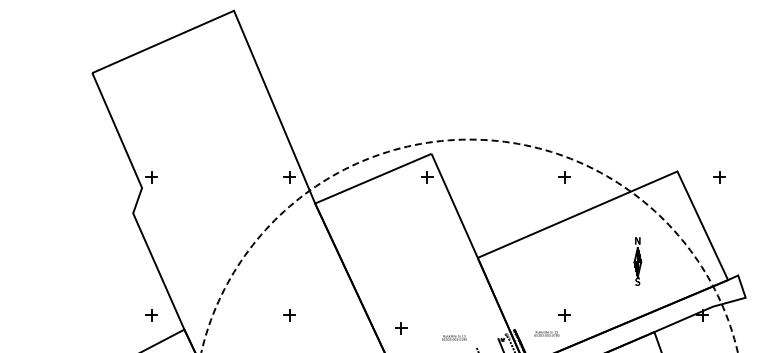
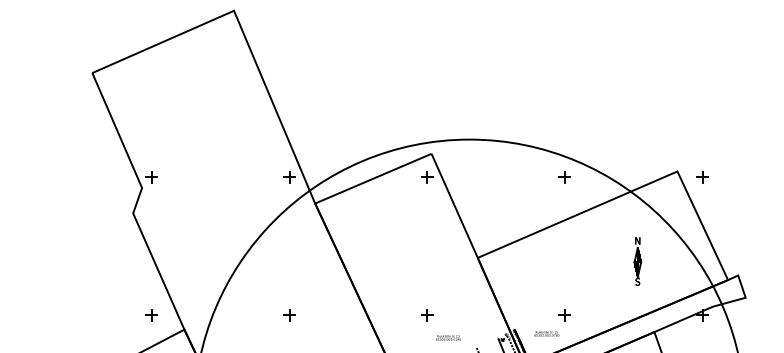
part position: (719, 177) -> (702, 177) (702, 177)
circle: dashed -> solid (469, 245)
part position: (401, 328) -> (427, 315) (427, 315)
text position: (454, 337) -> (448, 337) (448, 337)
